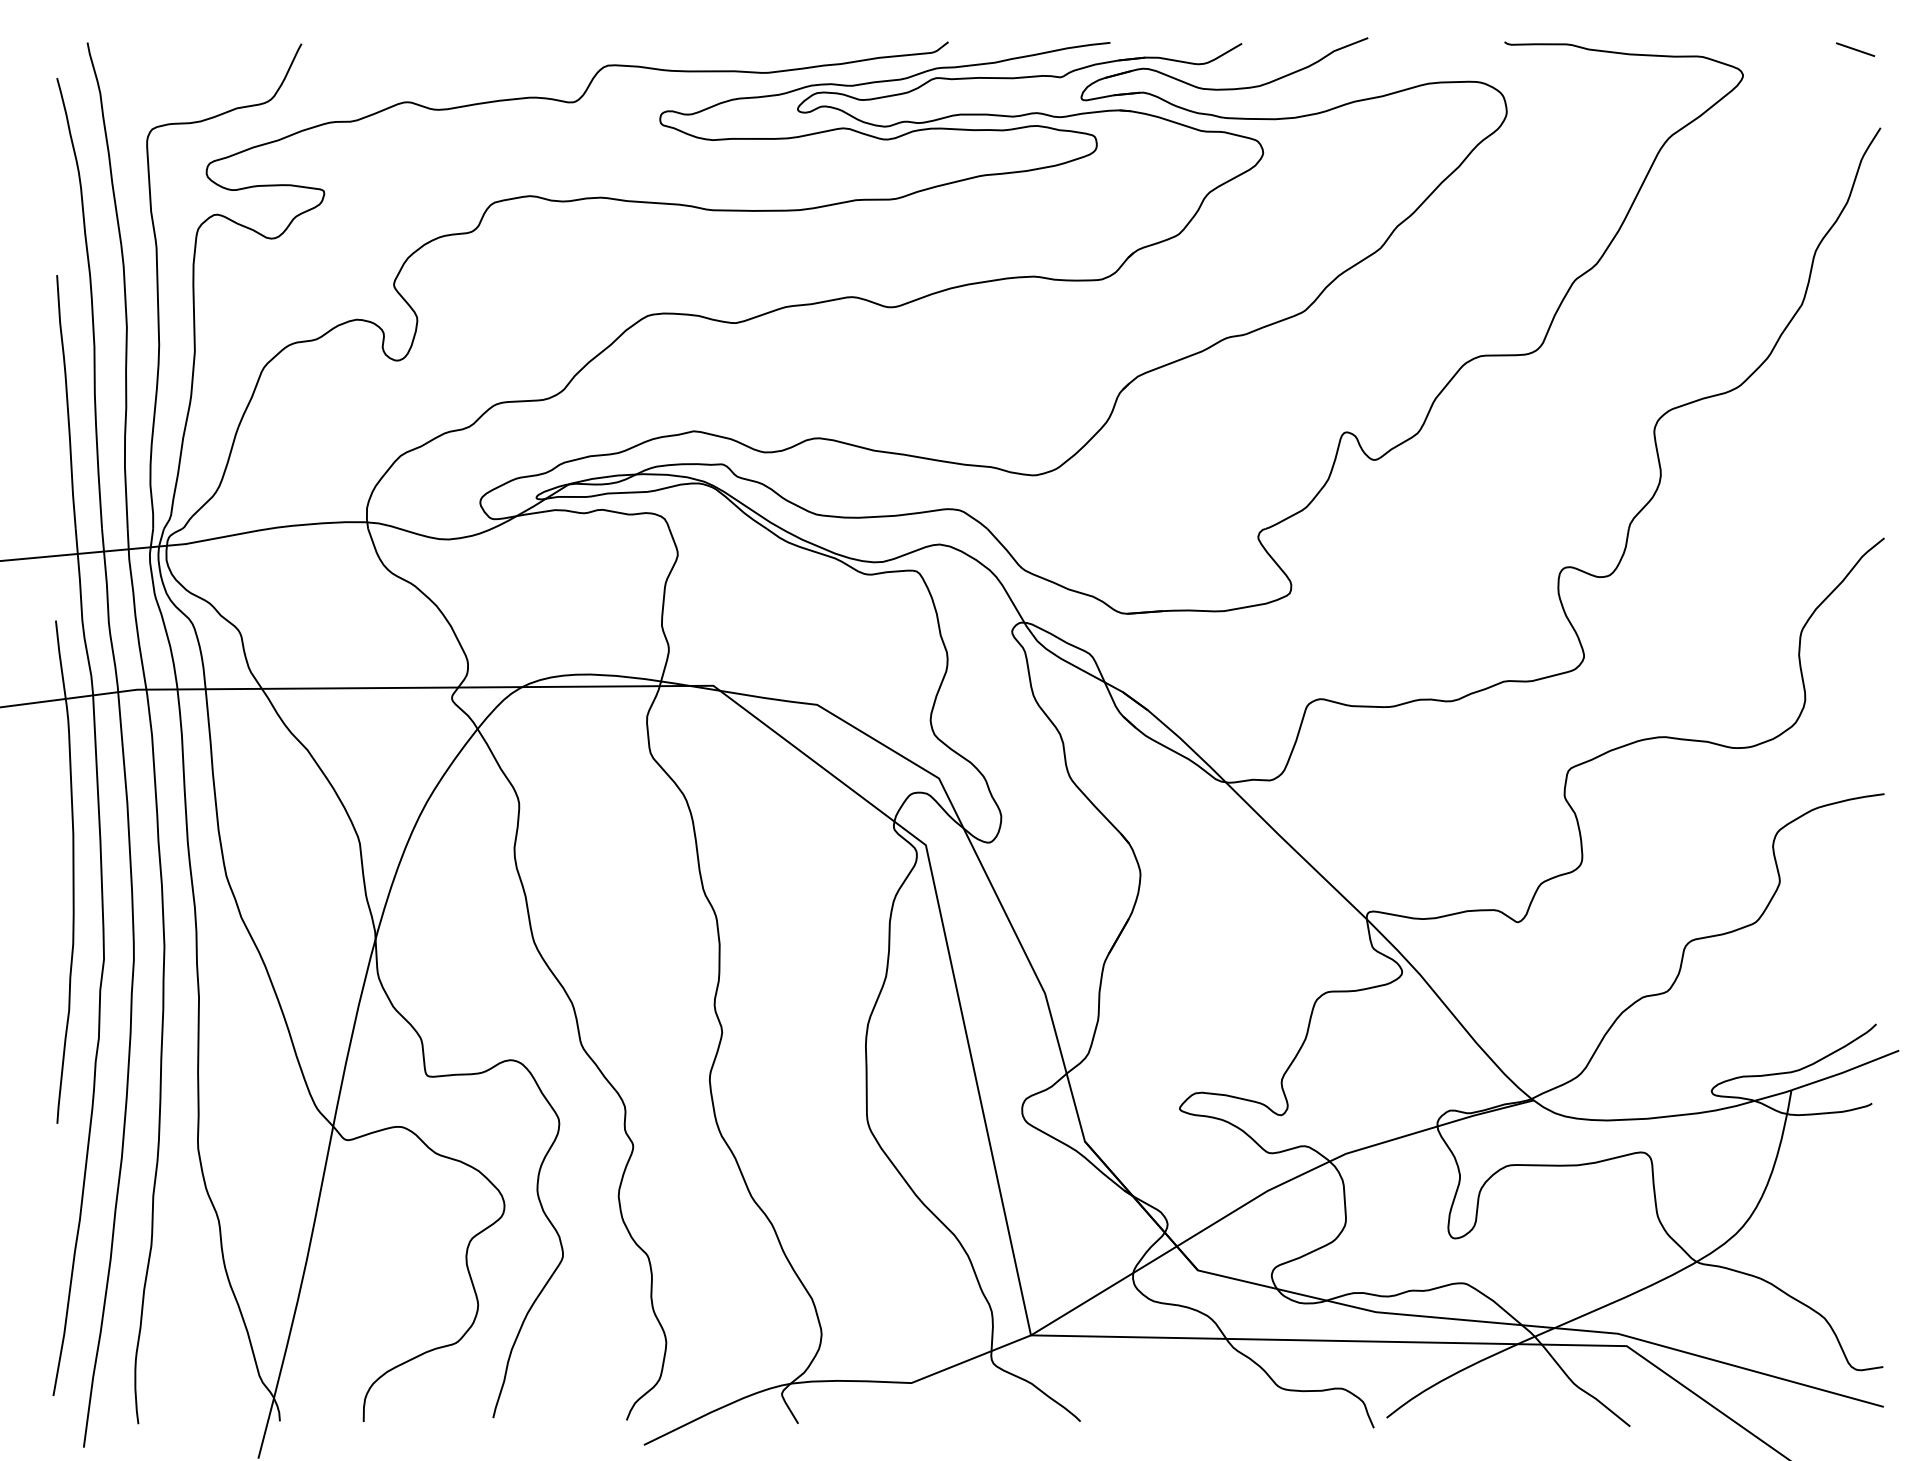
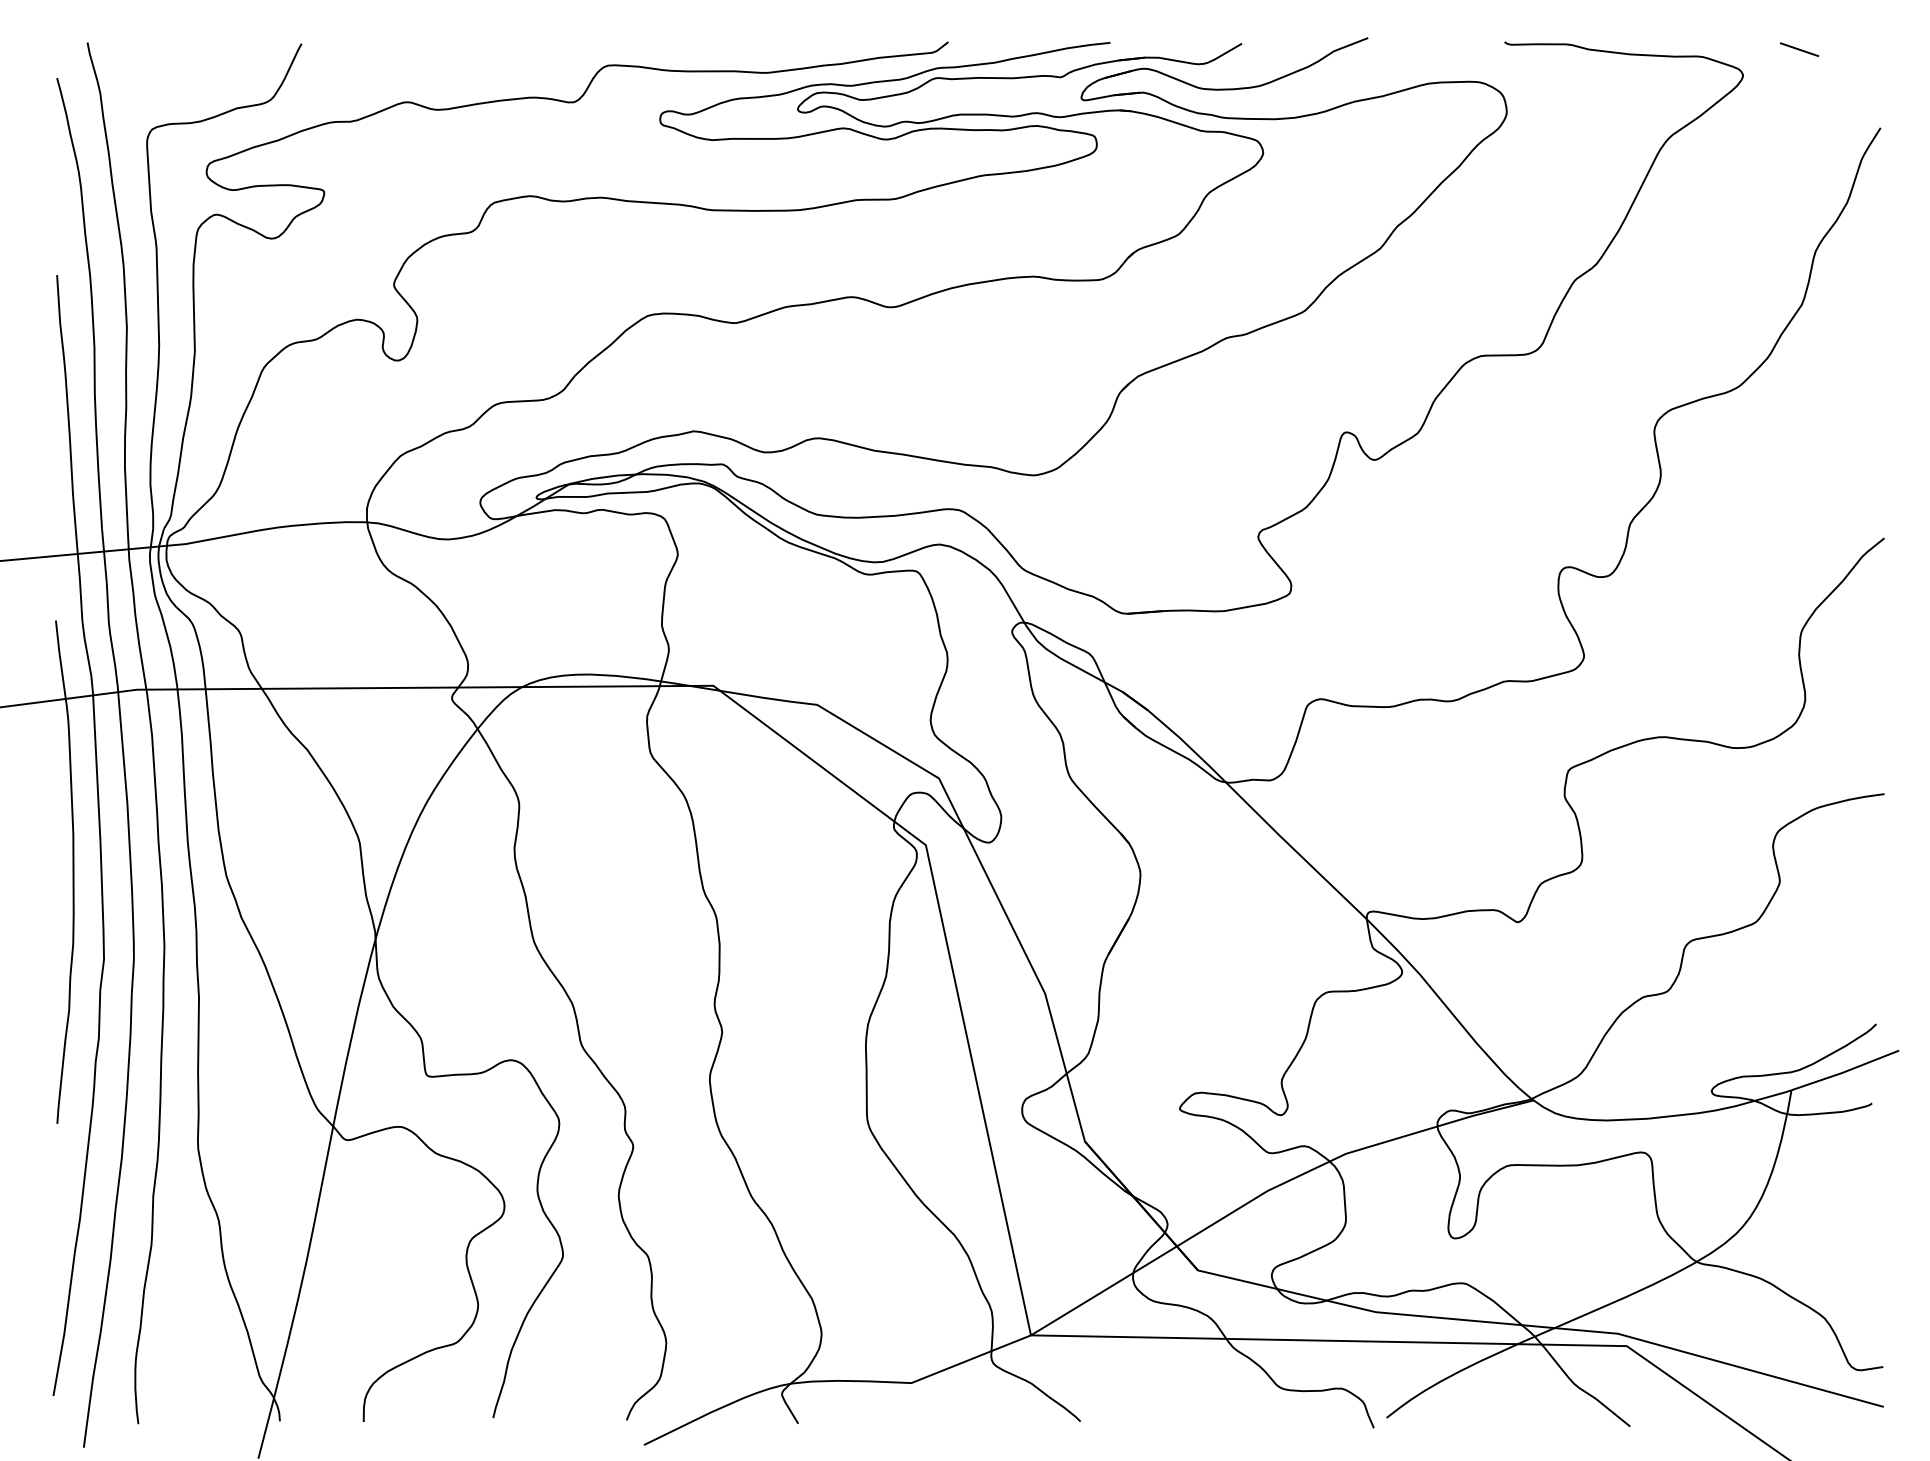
line position: (1855, 49) -> (1799, 49) (1799, 49)
